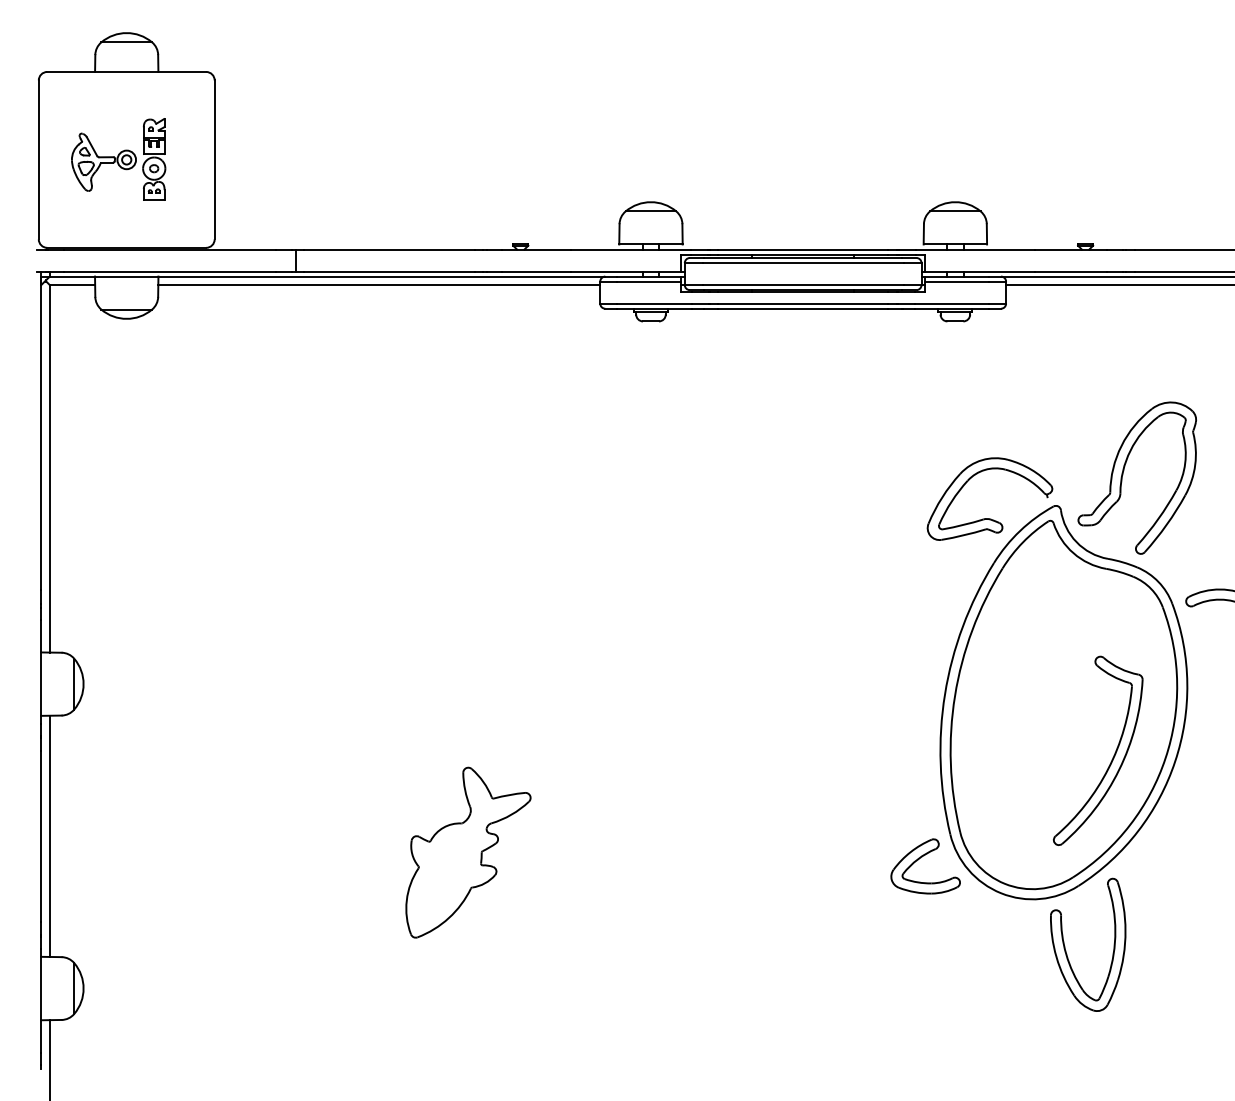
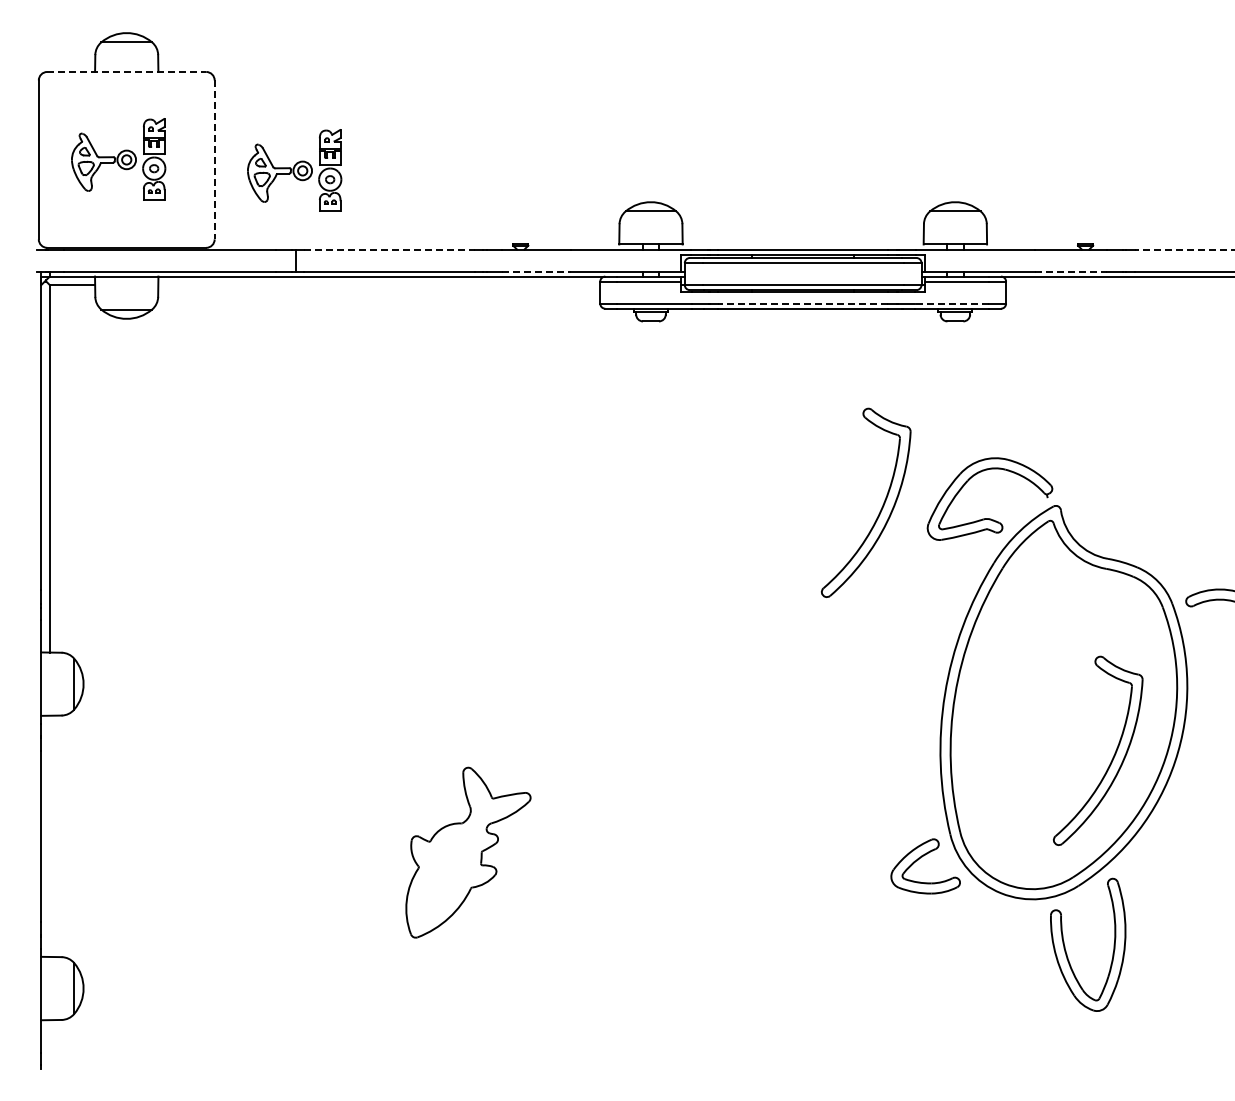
line: solid -> dashed (127, 71)
line: solid -> dashed (214, 160)
part: none -> present (294, 170)
line: solid -> dashed (389, 249)
line: solid -> dashed (1184, 249)
line: solid -> dashed (537, 271)
line: solid -> dashed (1071, 271)
line: present -> none (379, 285)
line: present -> none (1118, 285)
line: solid -> dashed (802, 303)
line: solid -> dashed (951, 303)
part: present -> none (1123, 475)
part: none -> present (880, 509)
line: present -> none (49, 835)
line: present -> none (49, 1058)
